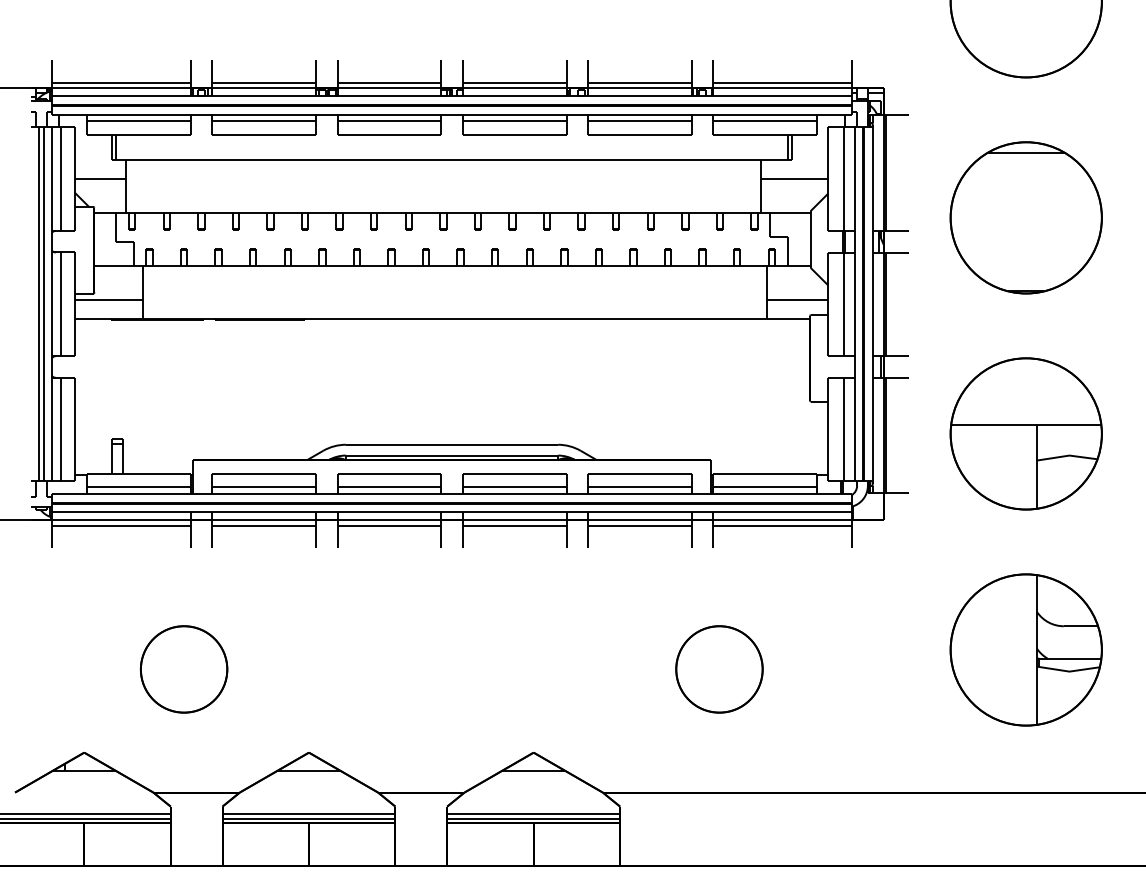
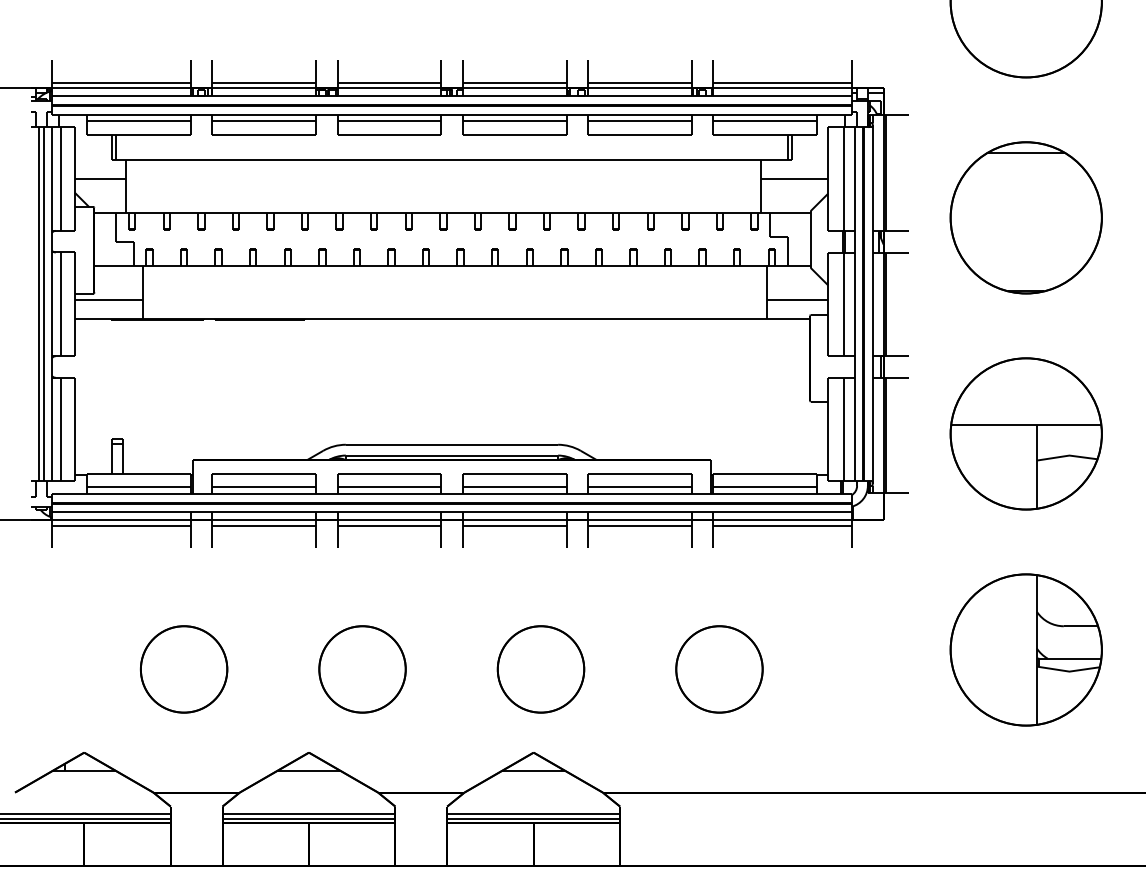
part: none -> present (362, 669)
part: none -> present (540, 669)
